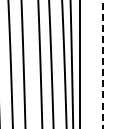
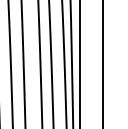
line: dashed -> solid (102, 64)
